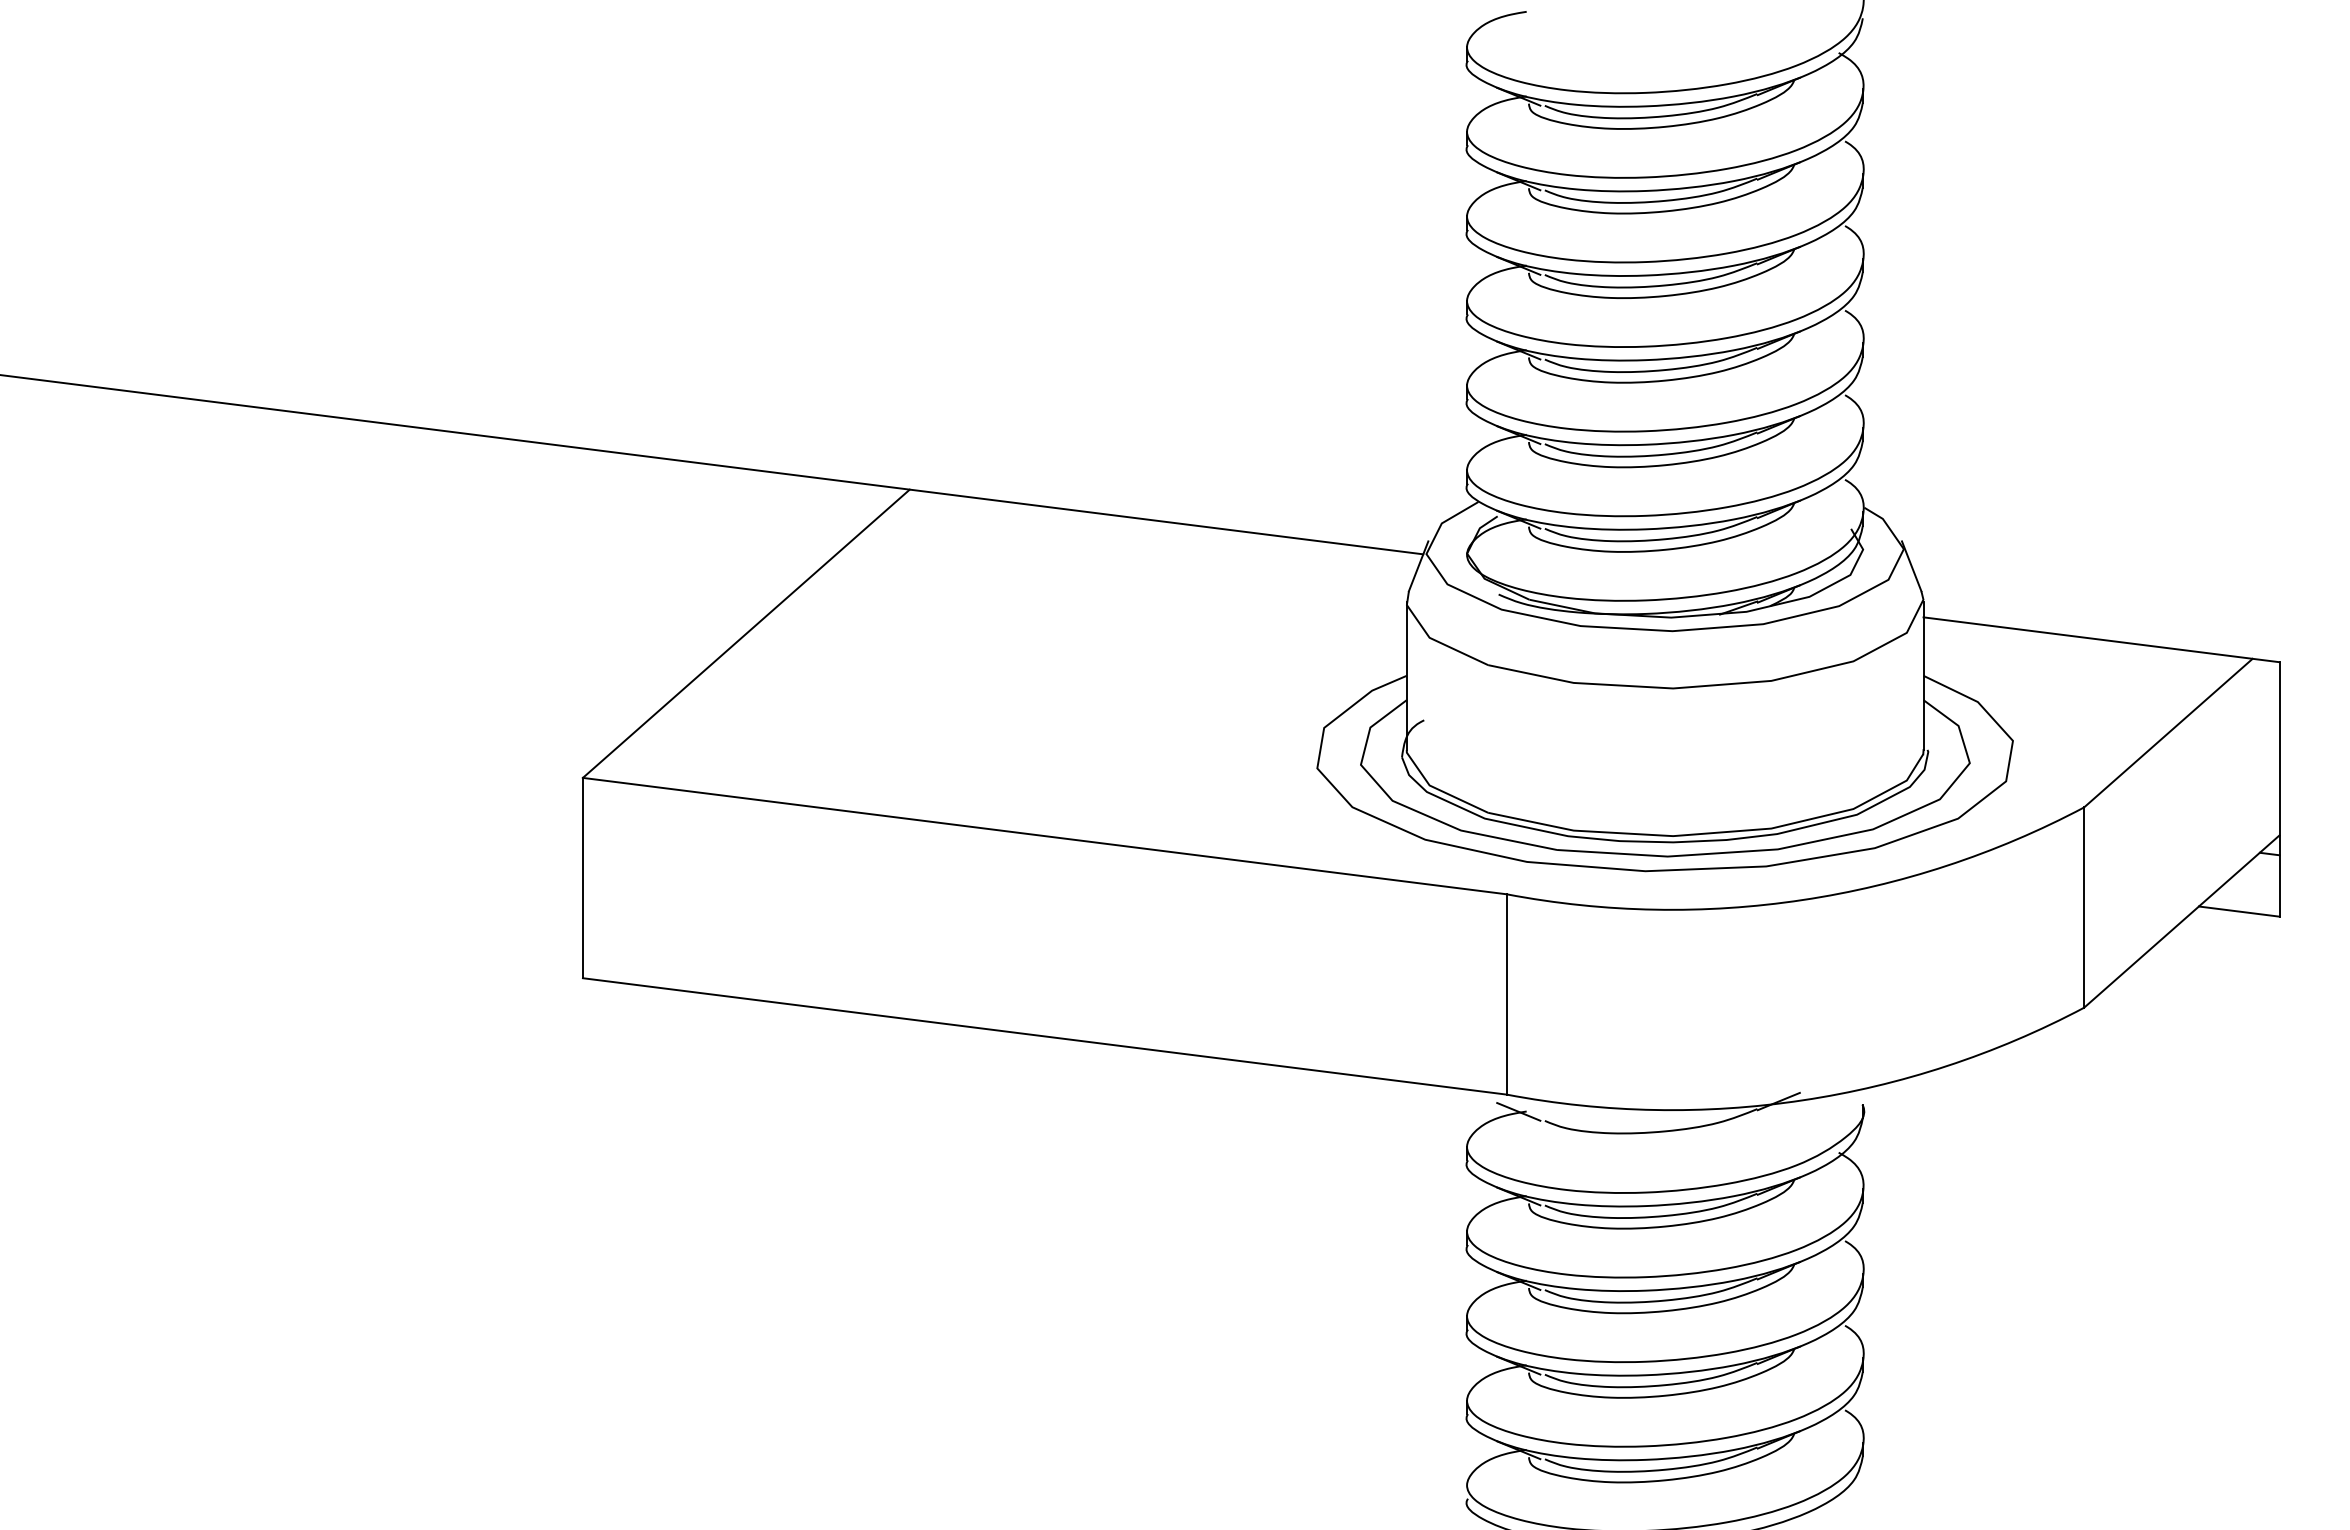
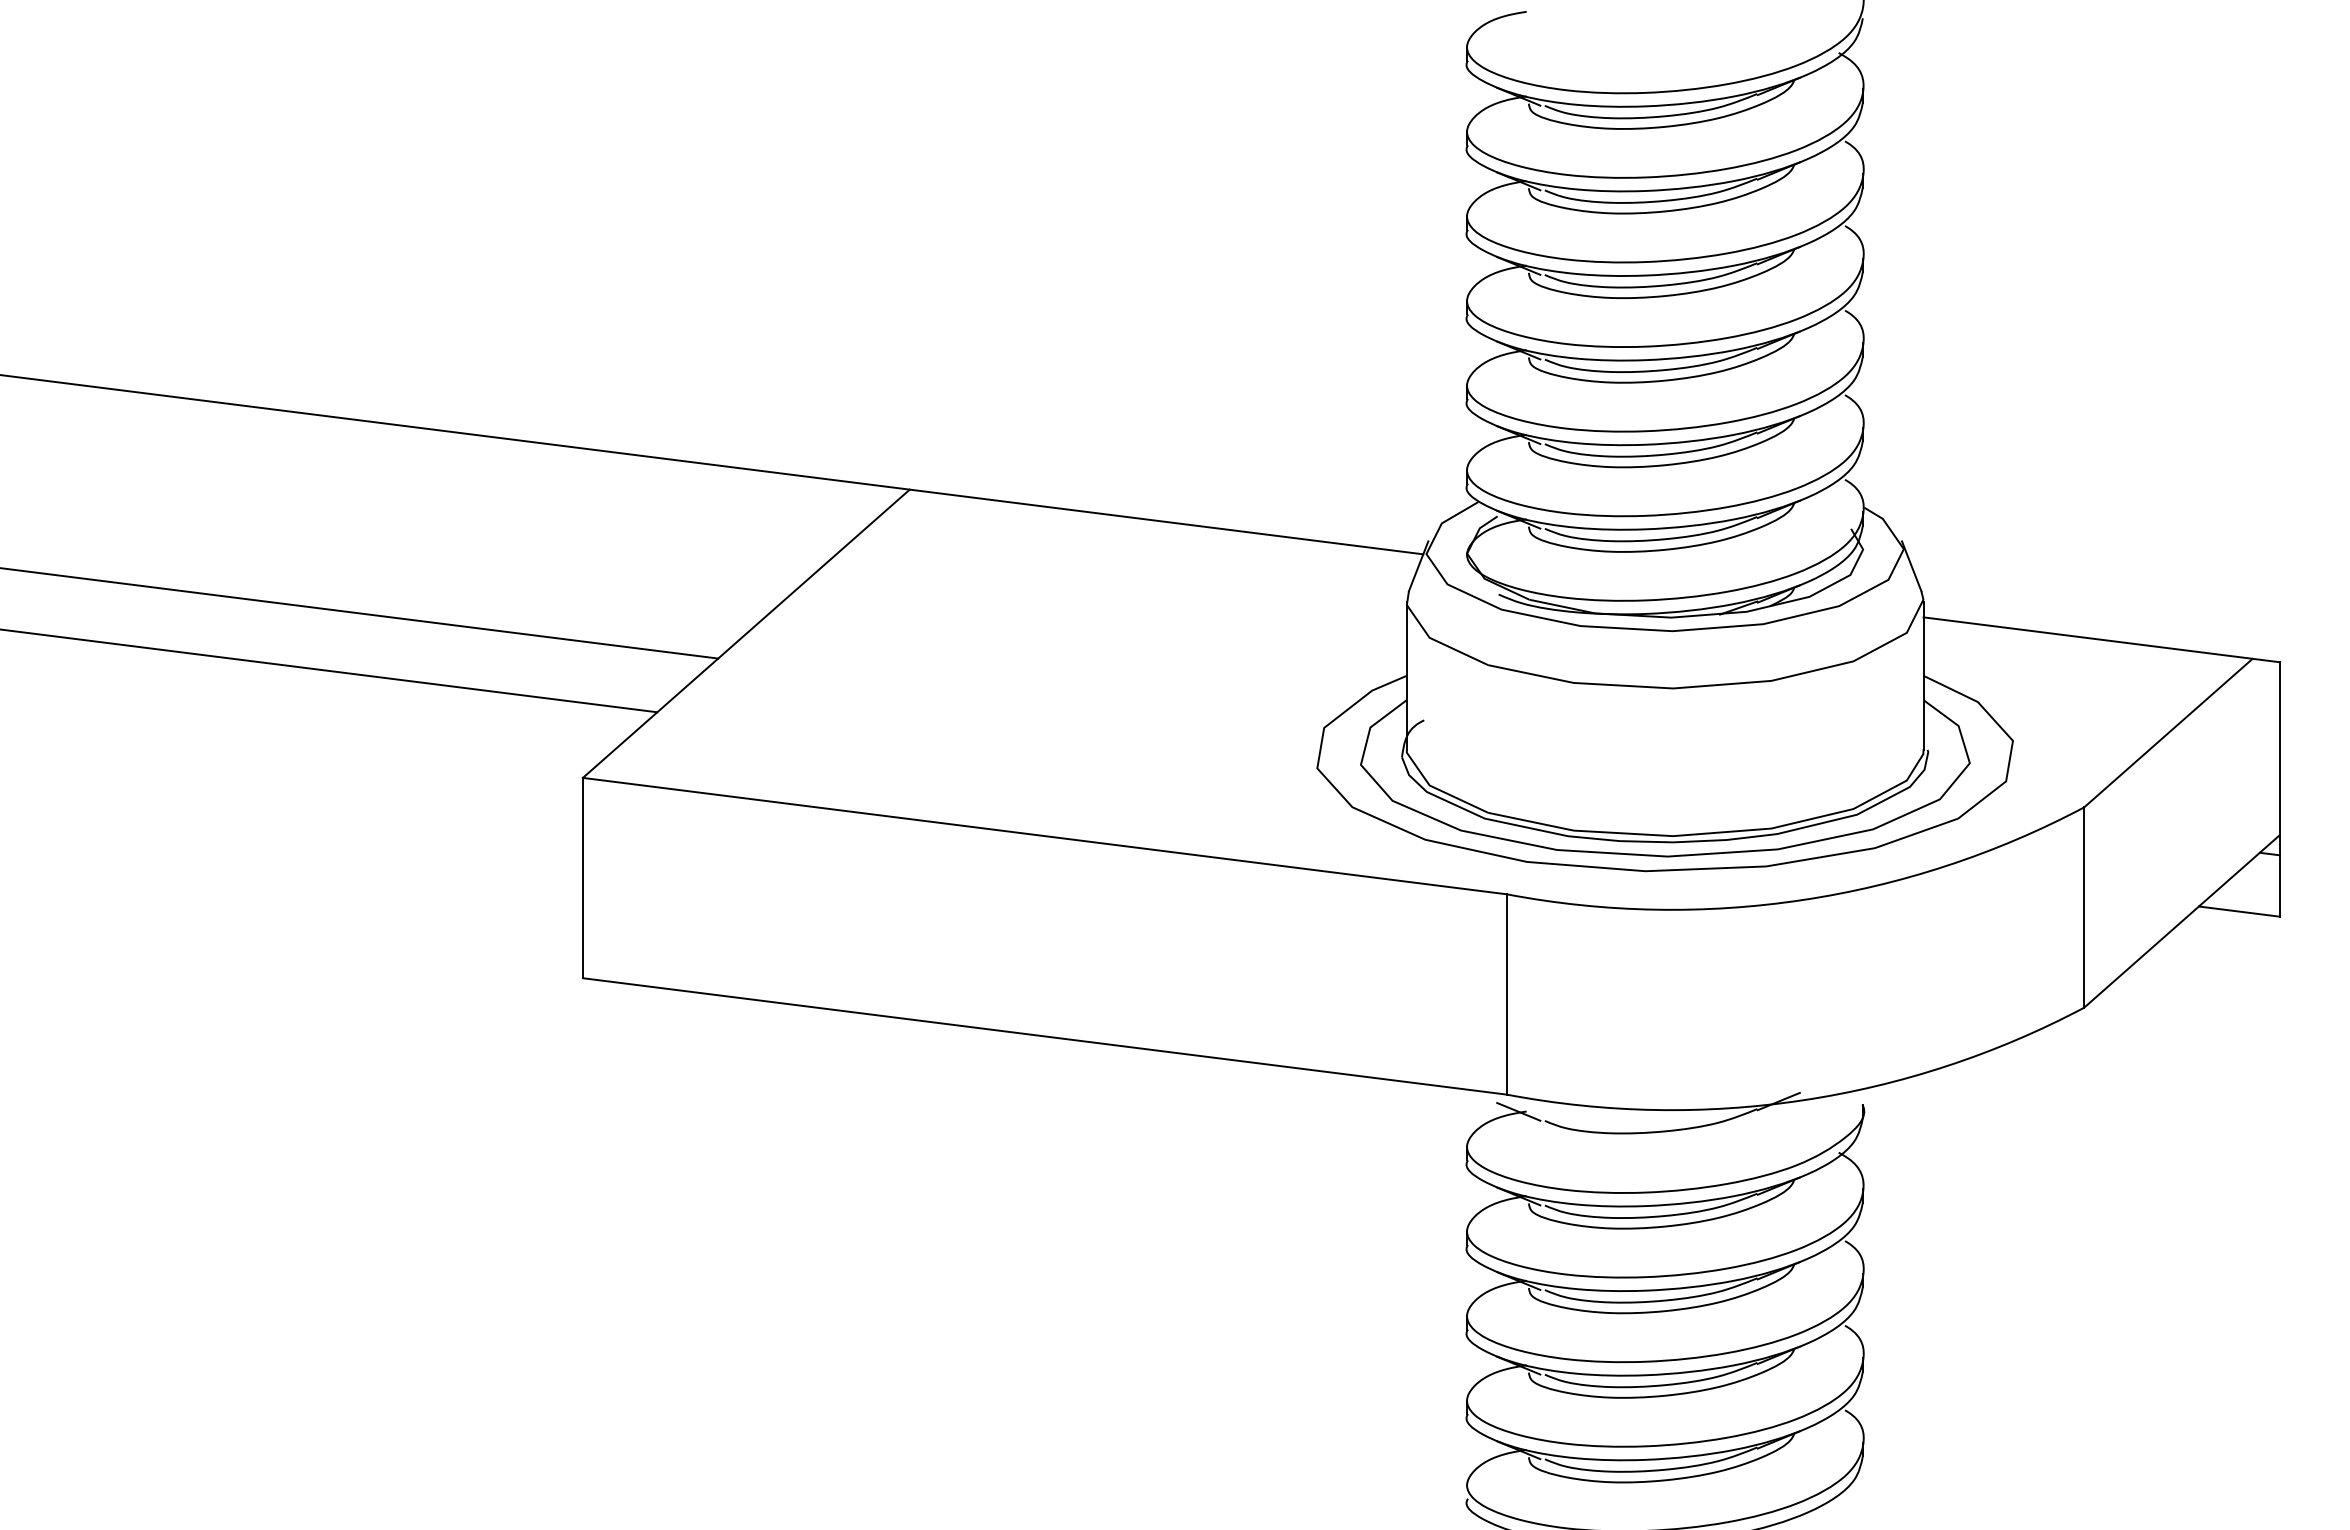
line: none -> present (360, 613)
line: none -> present (329, 670)
